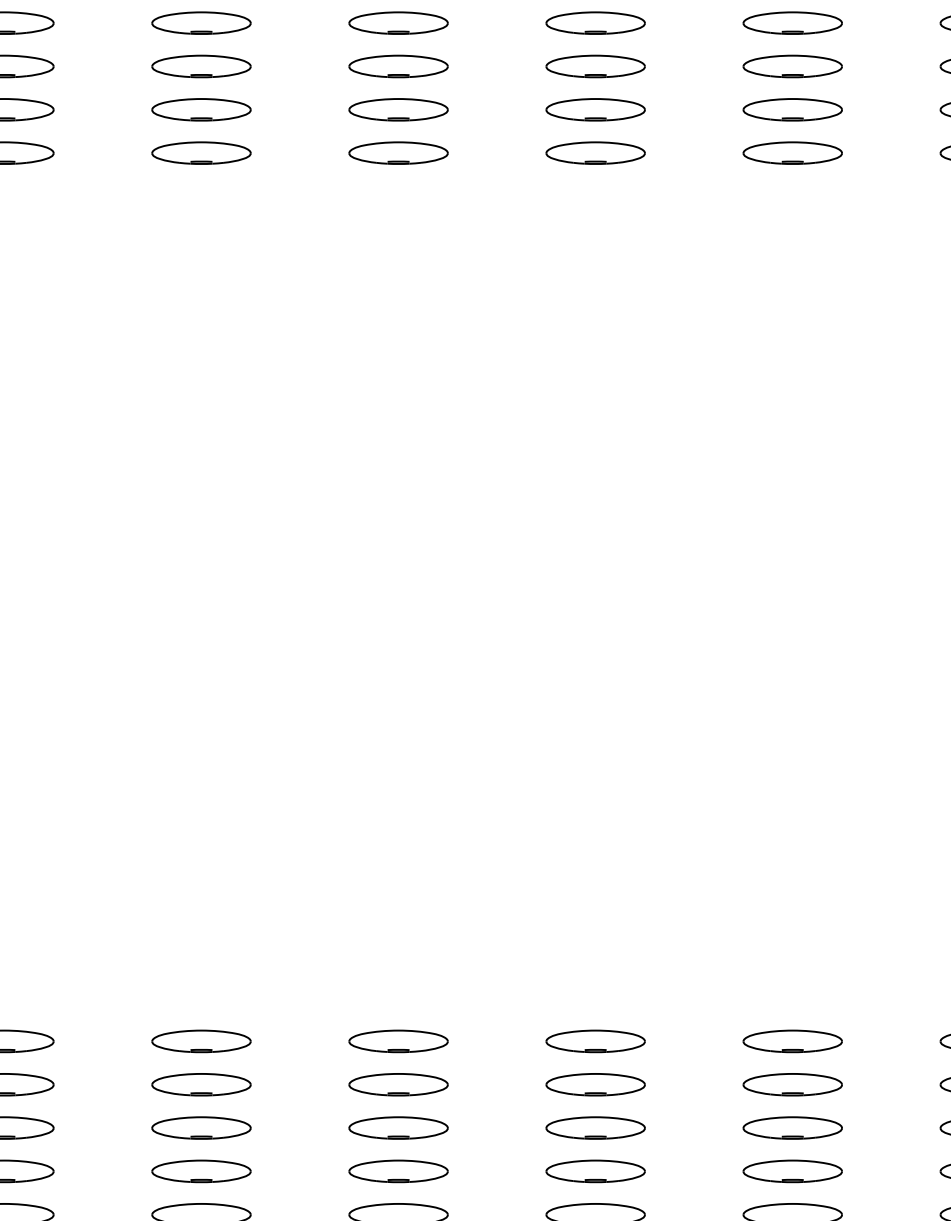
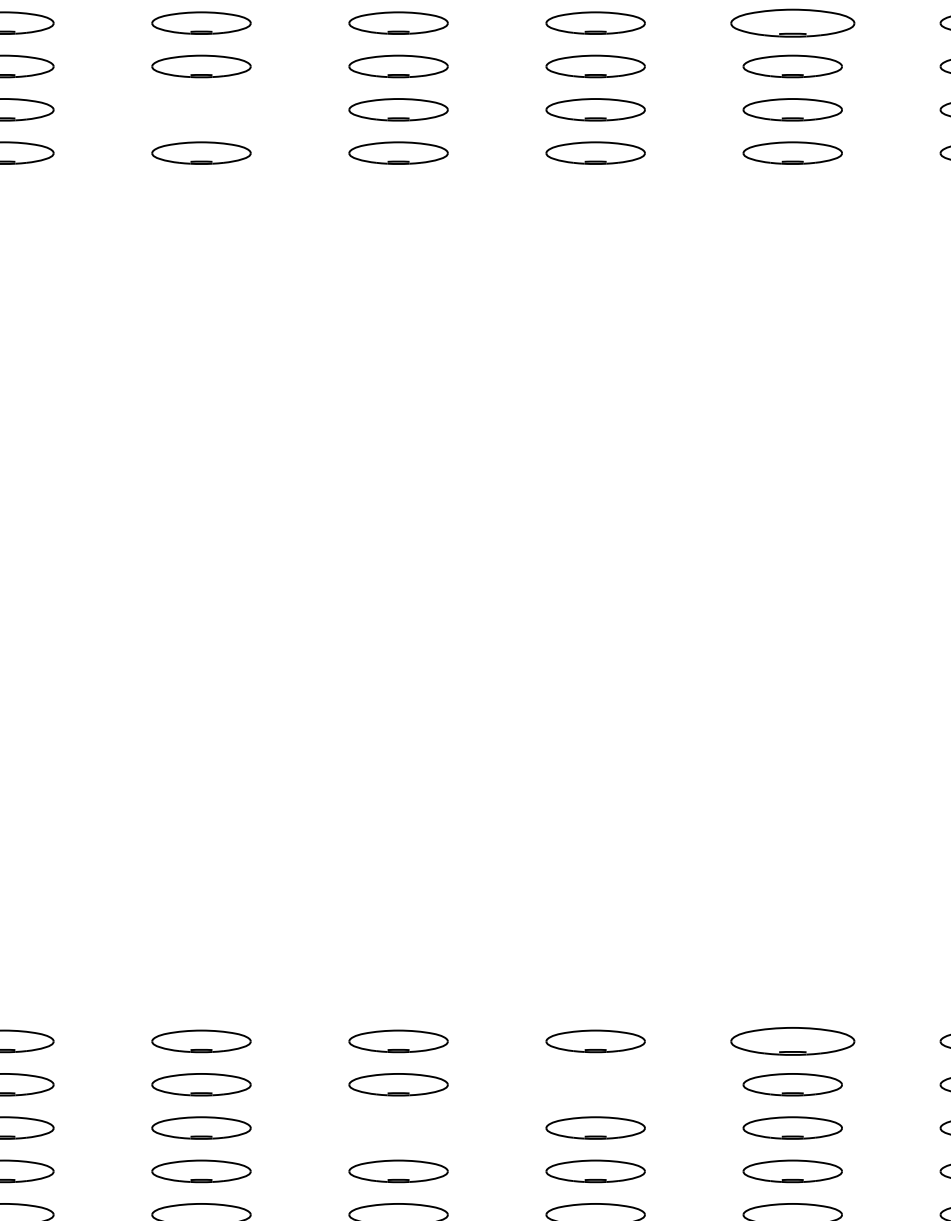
part size: 101x24 px -> 126x30 px (792, 22)
part: present -> none (201, 109)
part size: 101x25 px -> 126x29 px (792, 1041)
part: present -> none (595, 1084)
part: present -> none (398, 1127)
